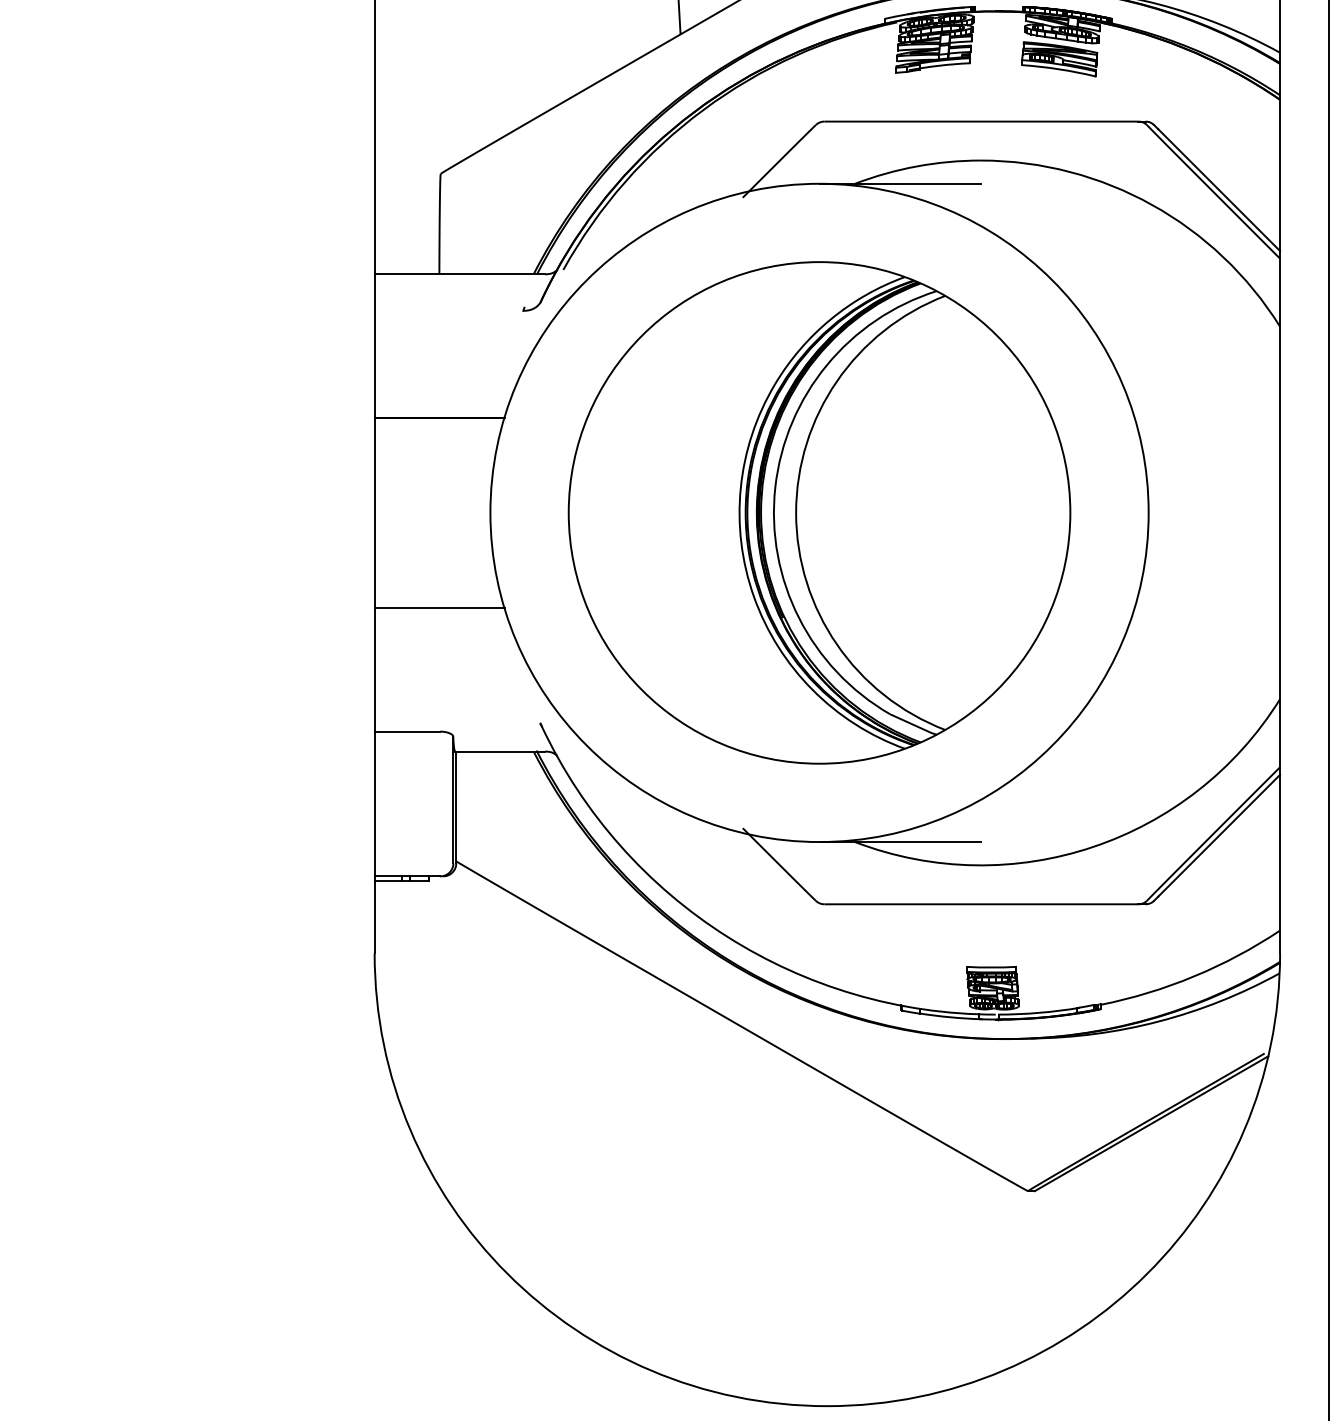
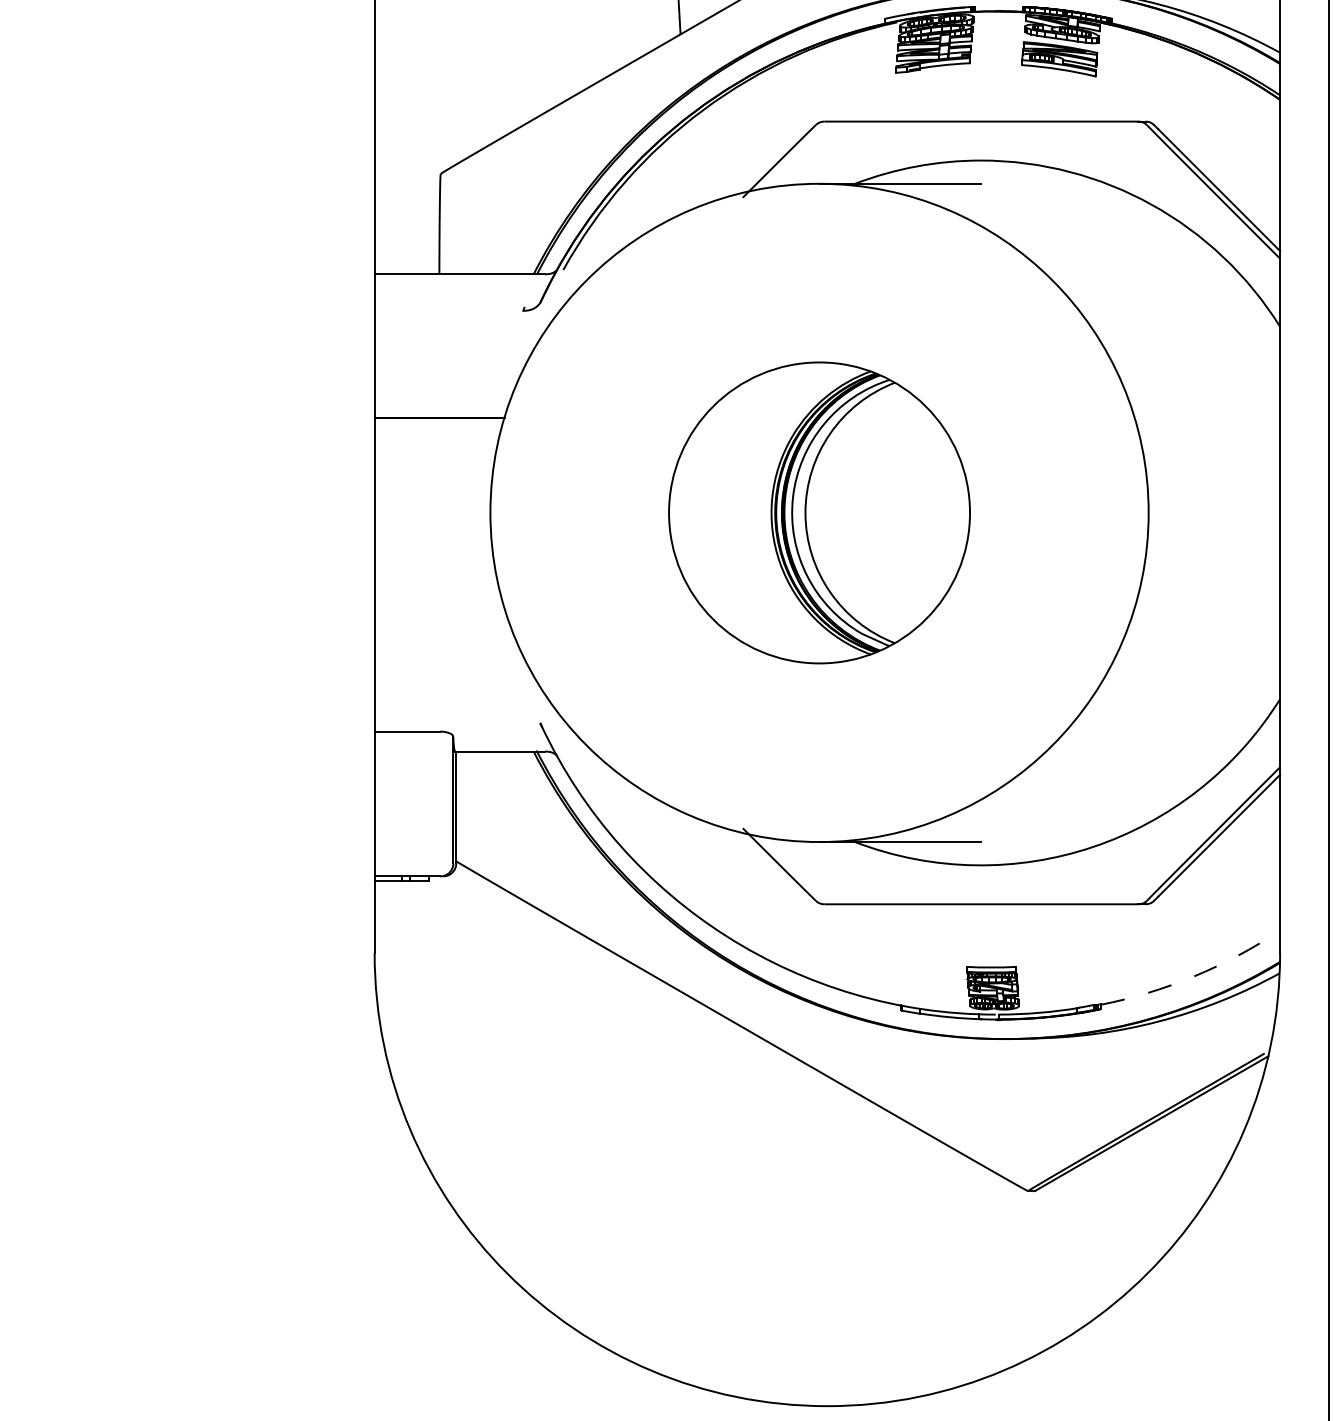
part size: 505x504 px -> 303x304 px (819, 512)
line: present -> none (439, 608)
arc: solid -> dashed (1194, 976)
